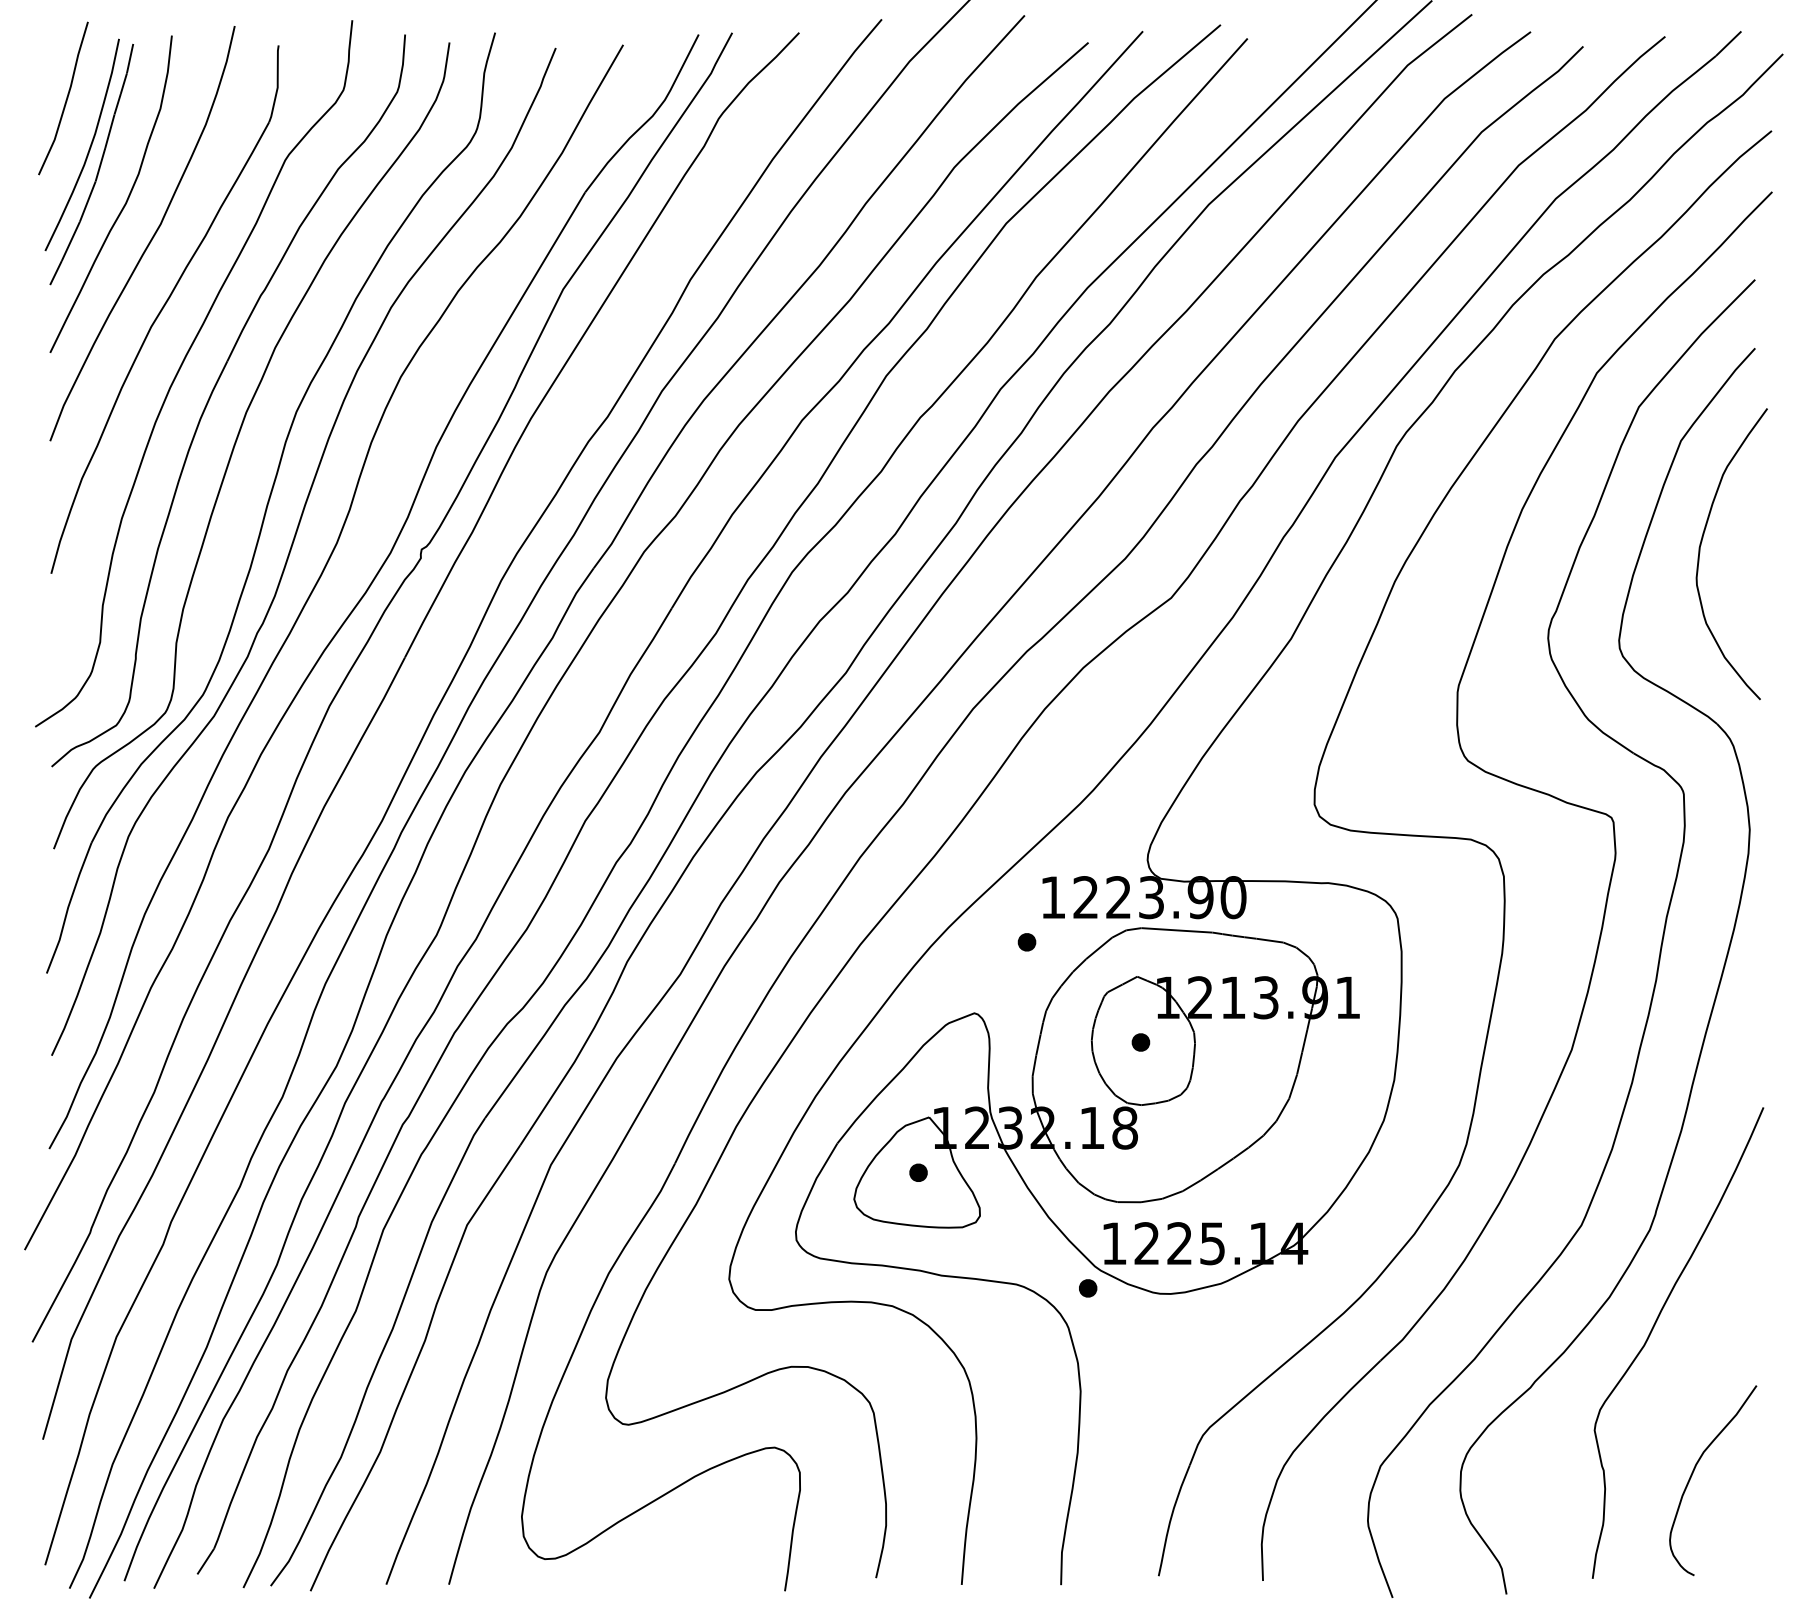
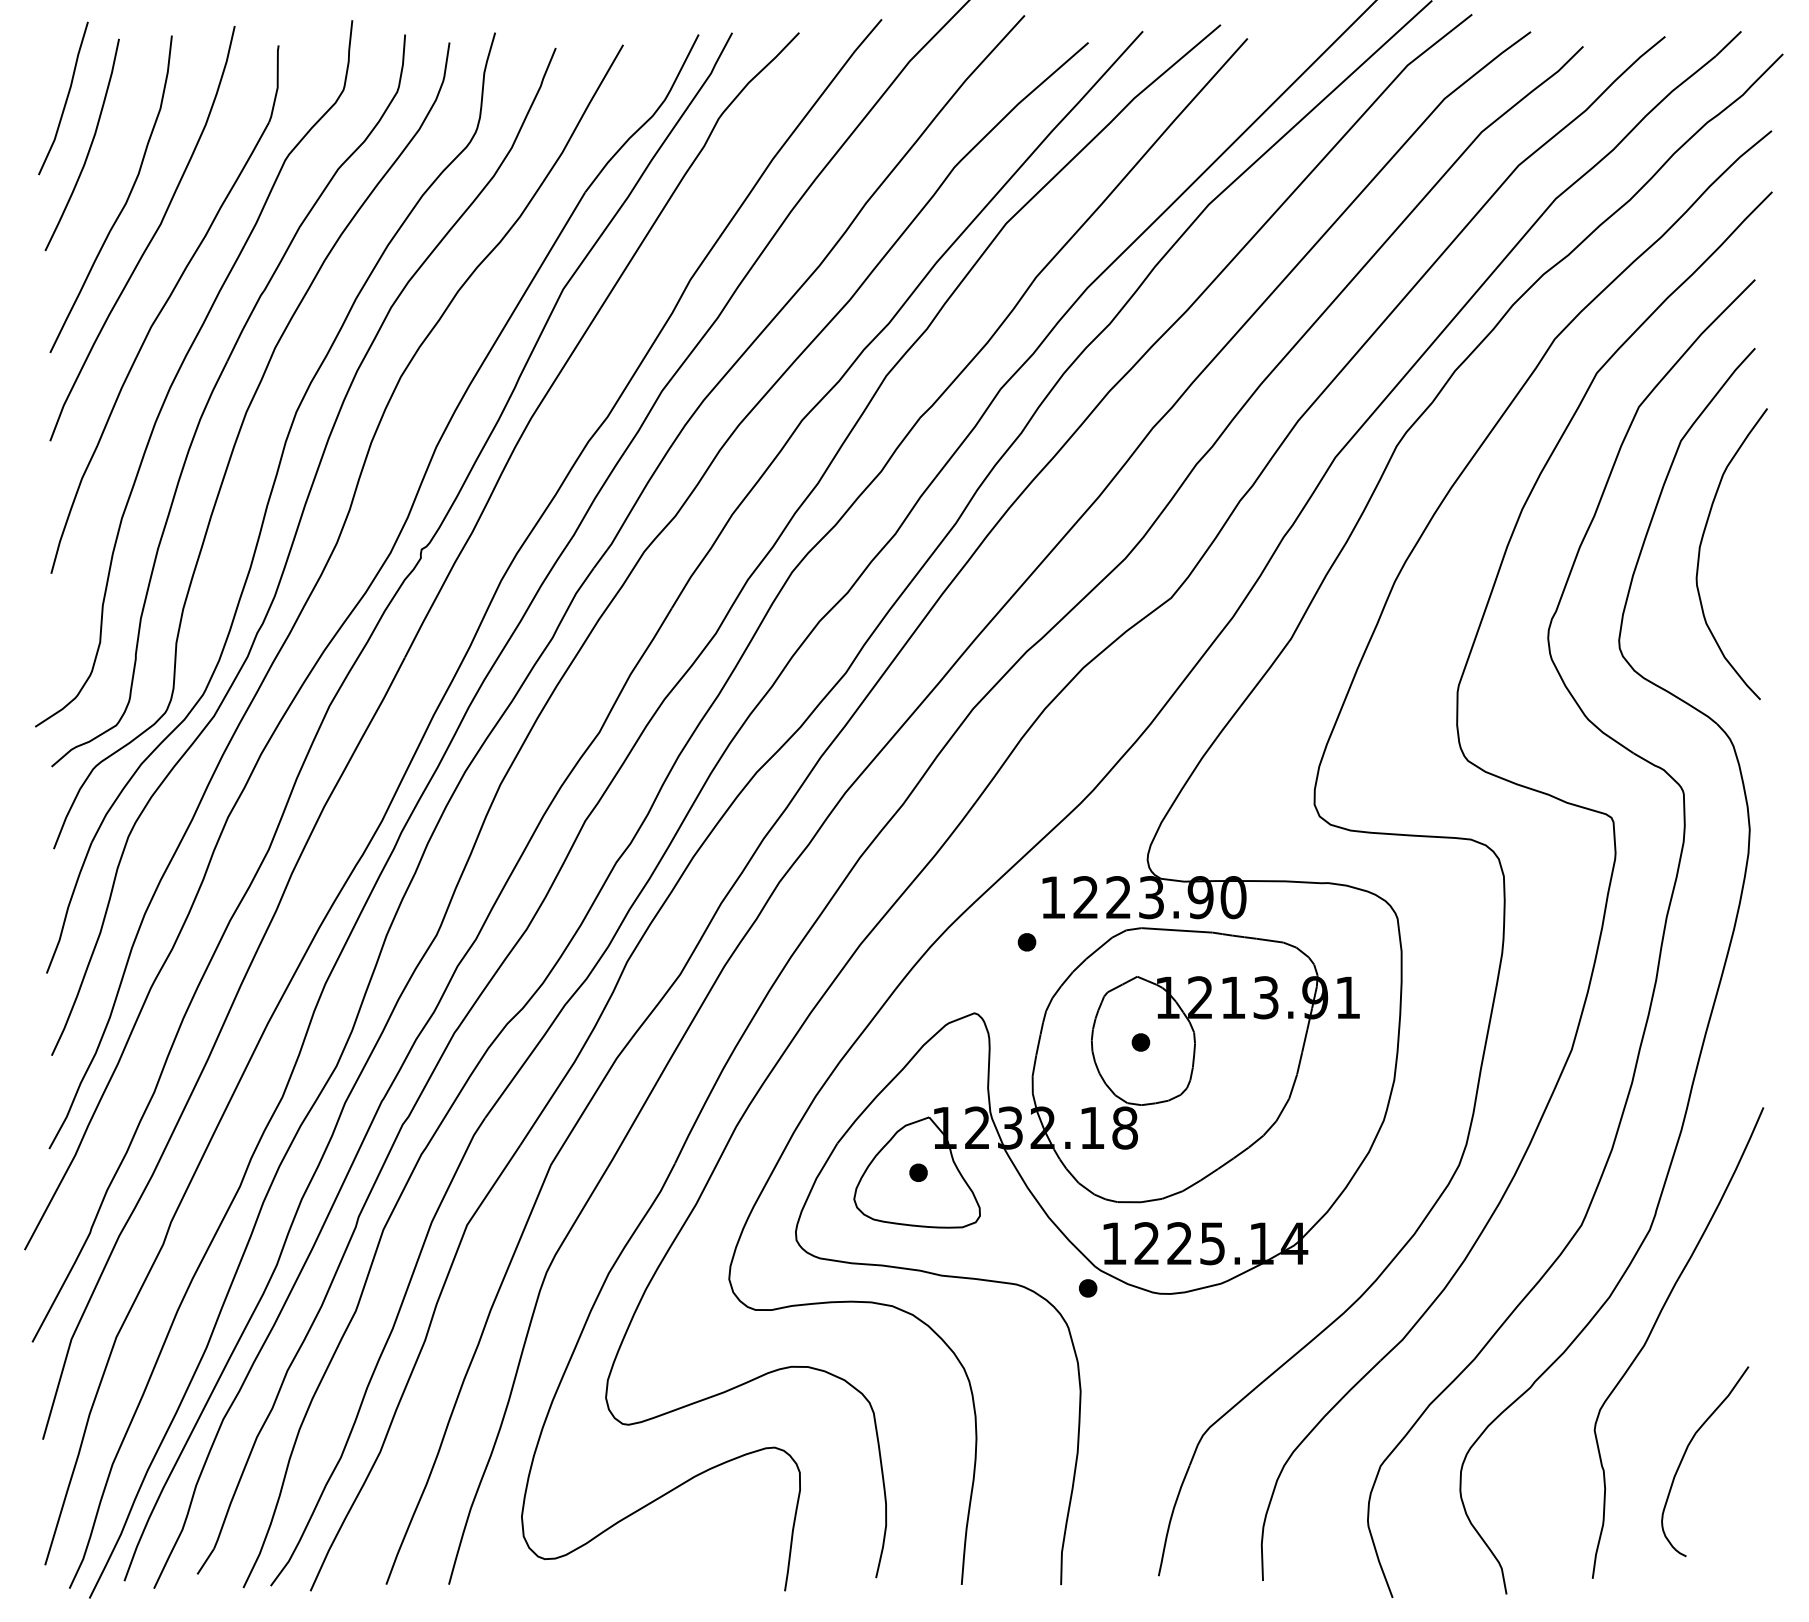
curve: present -> none (98, 167)
curve position: (1694, 1471) -> (1686, 1452) (1686, 1452)
